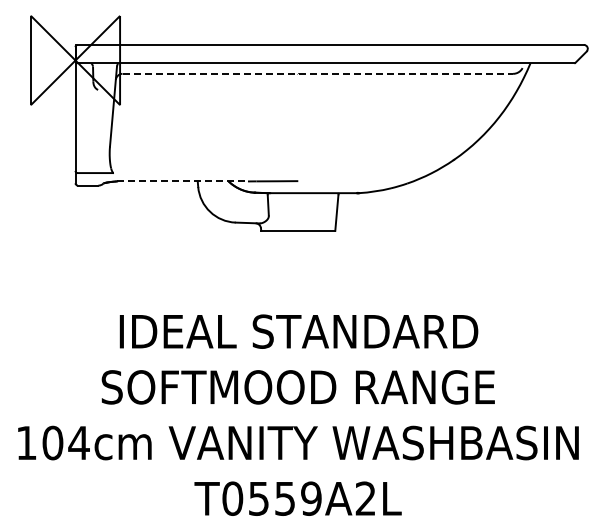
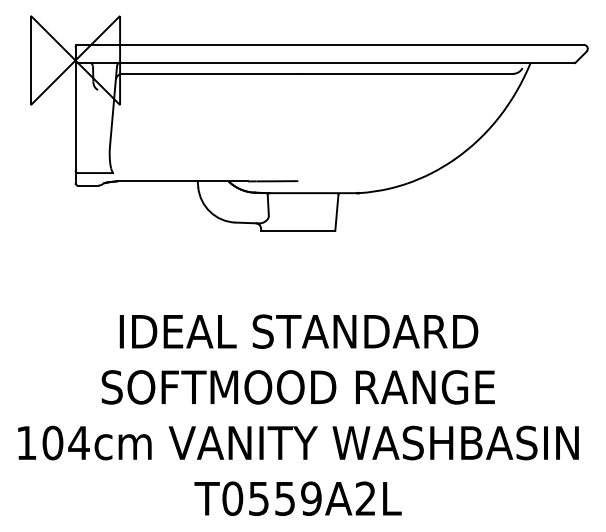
line: dashed -> solid (318, 73)
line: dashed -> solid (183, 181)
